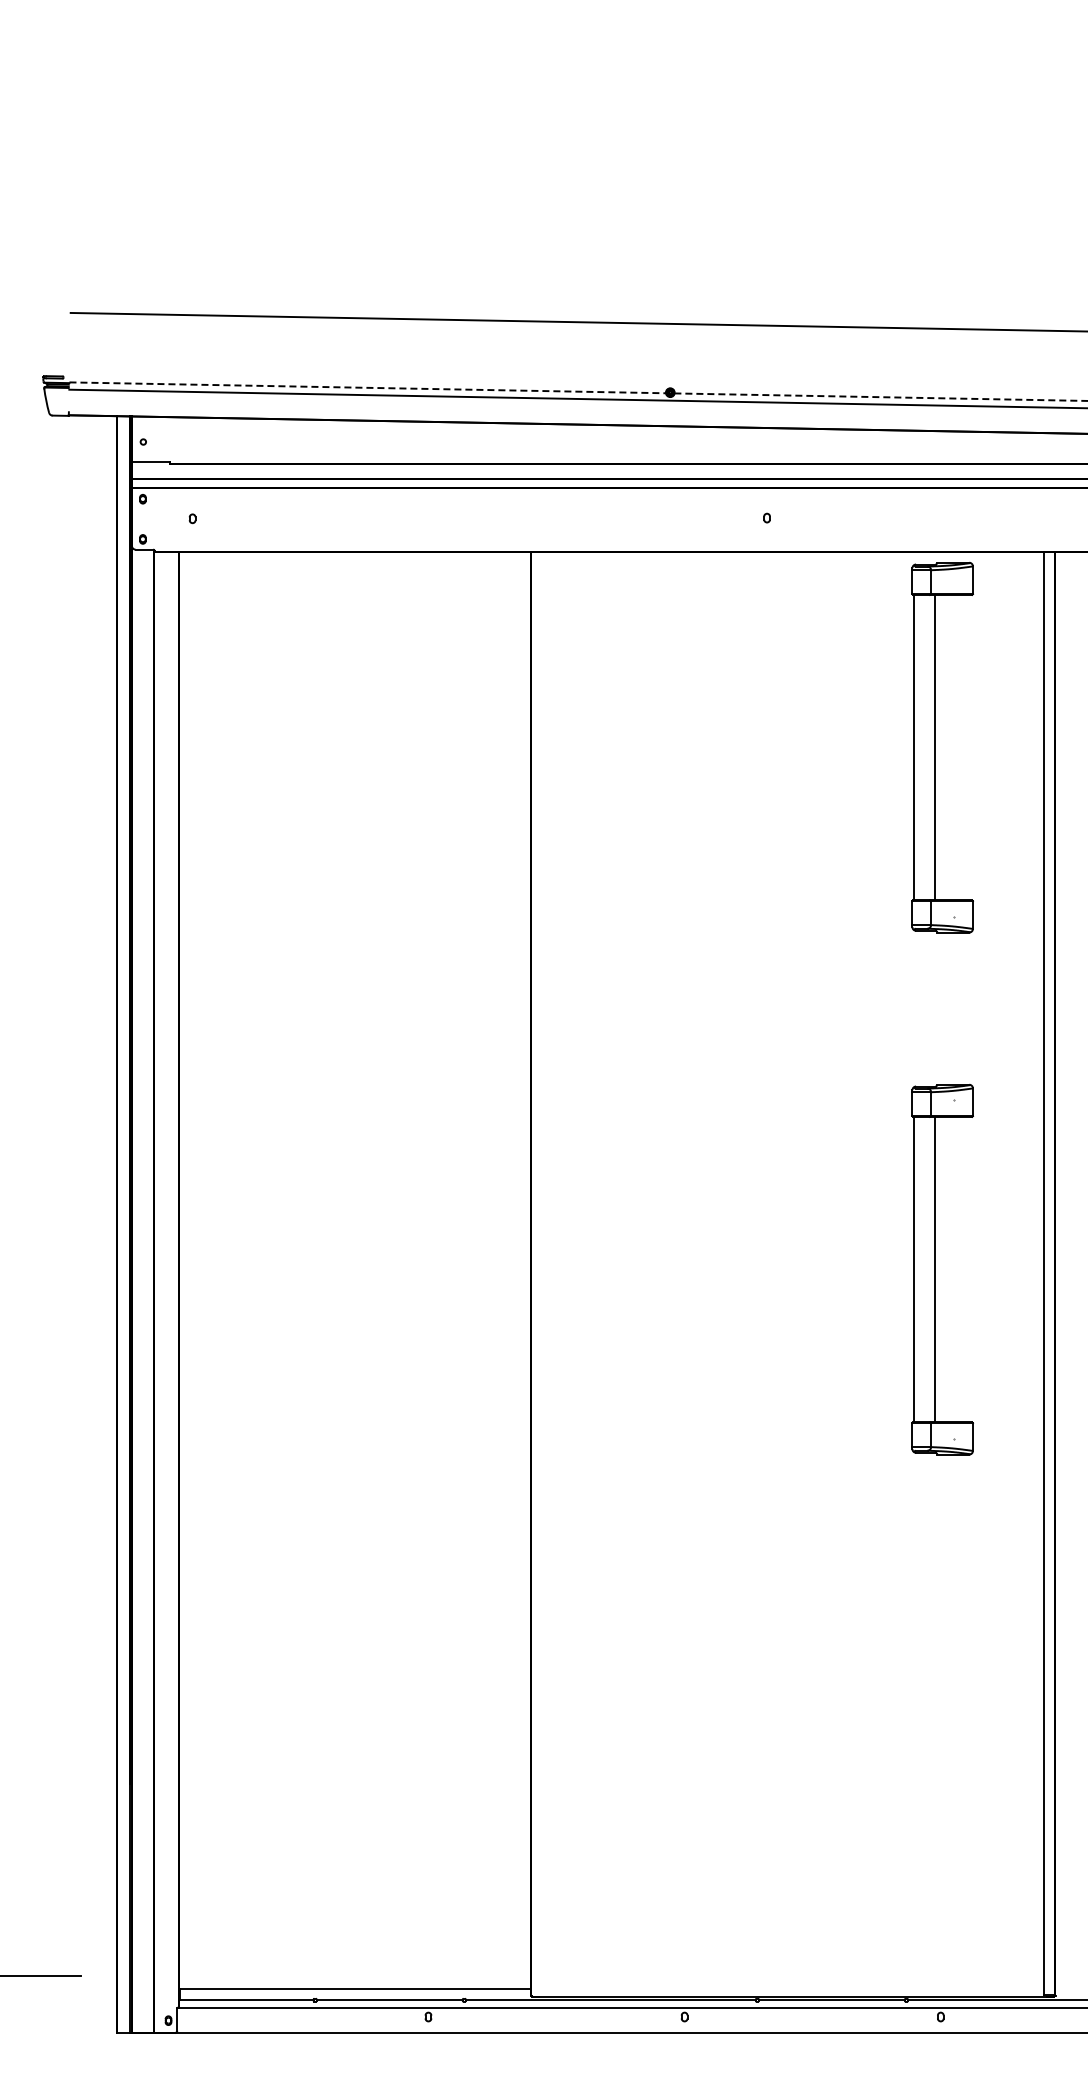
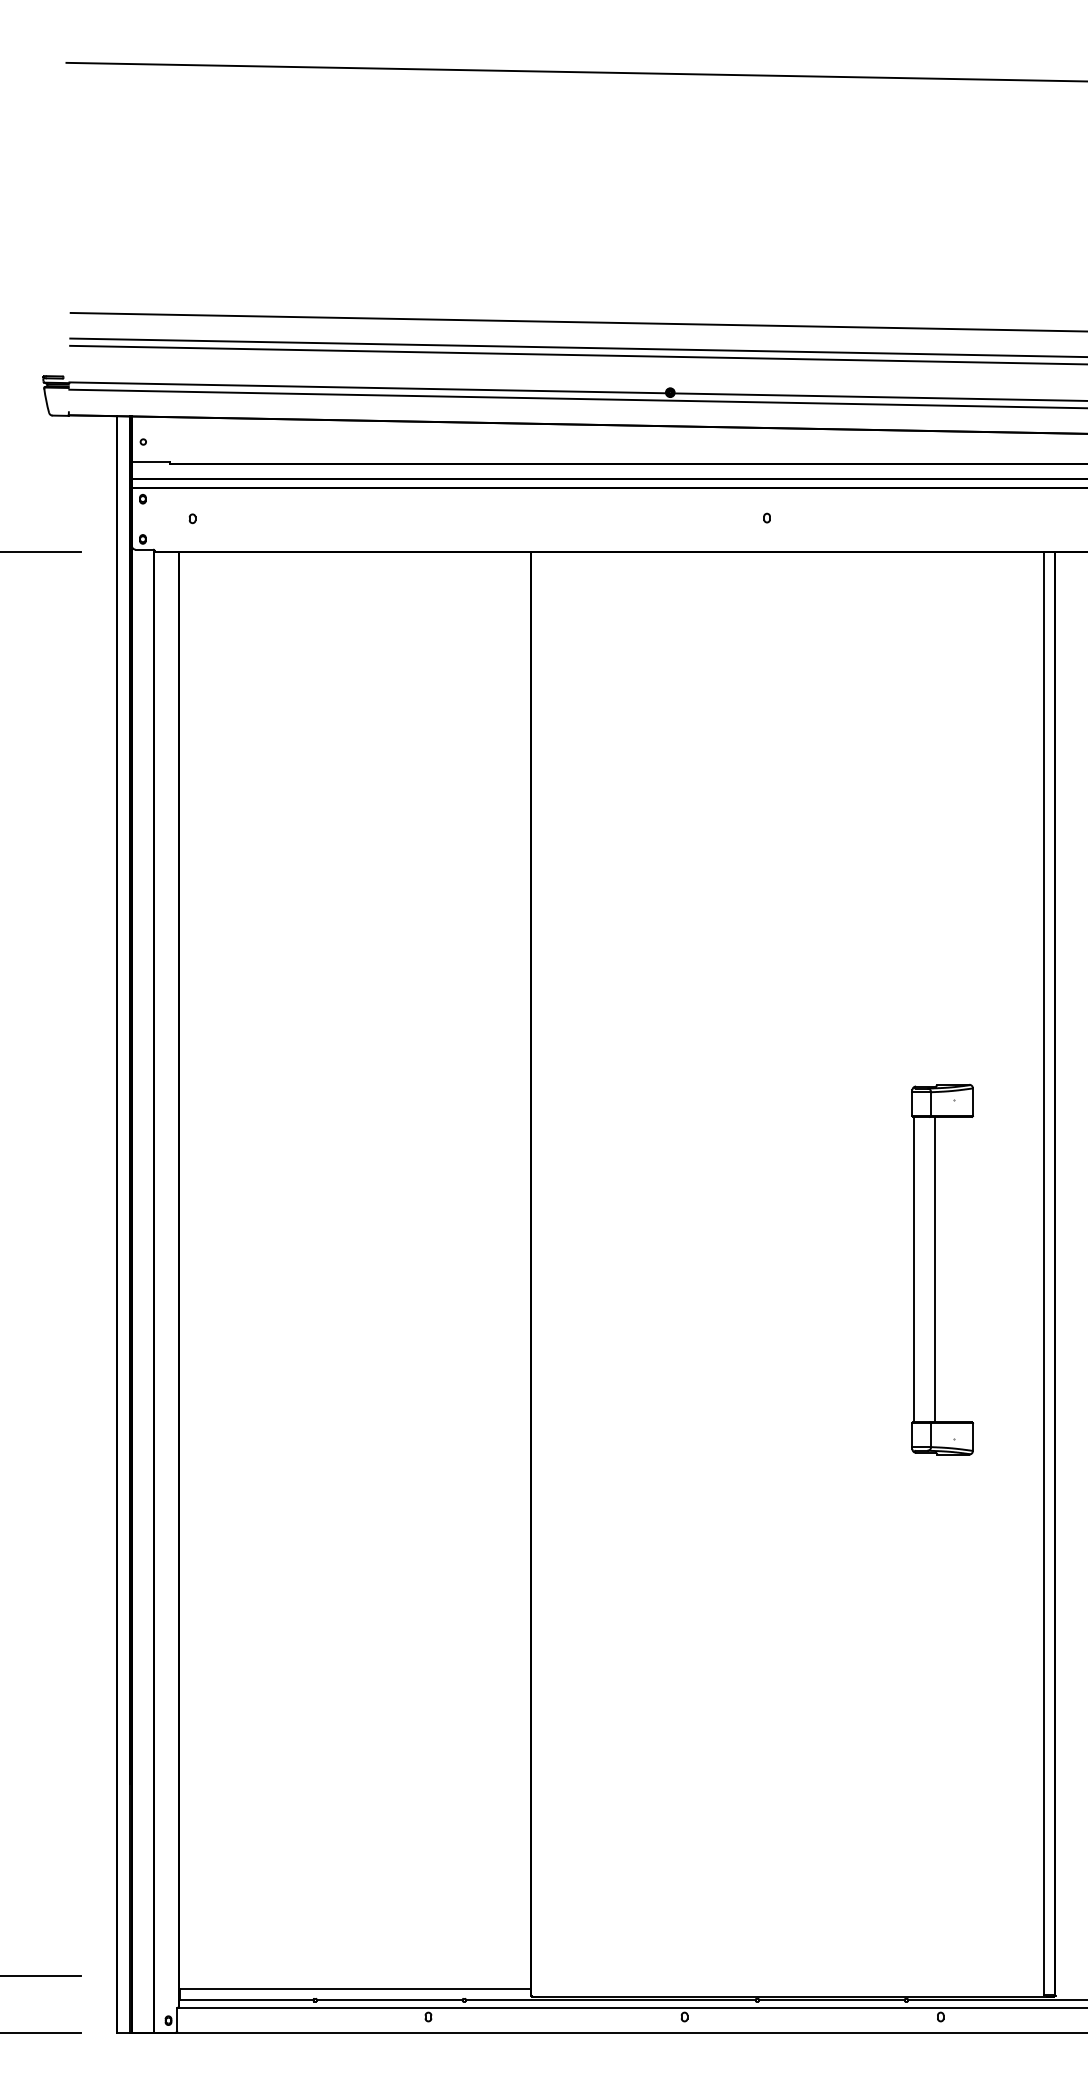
line: none -> present (575, 71)
line: none -> present (577, 347)
line: none -> present (577, 354)
line: dashed -> solid (578, 391)
line: none -> present (41, 551)
part: present -> none (935, 747)
line: none -> present (41, 2033)
